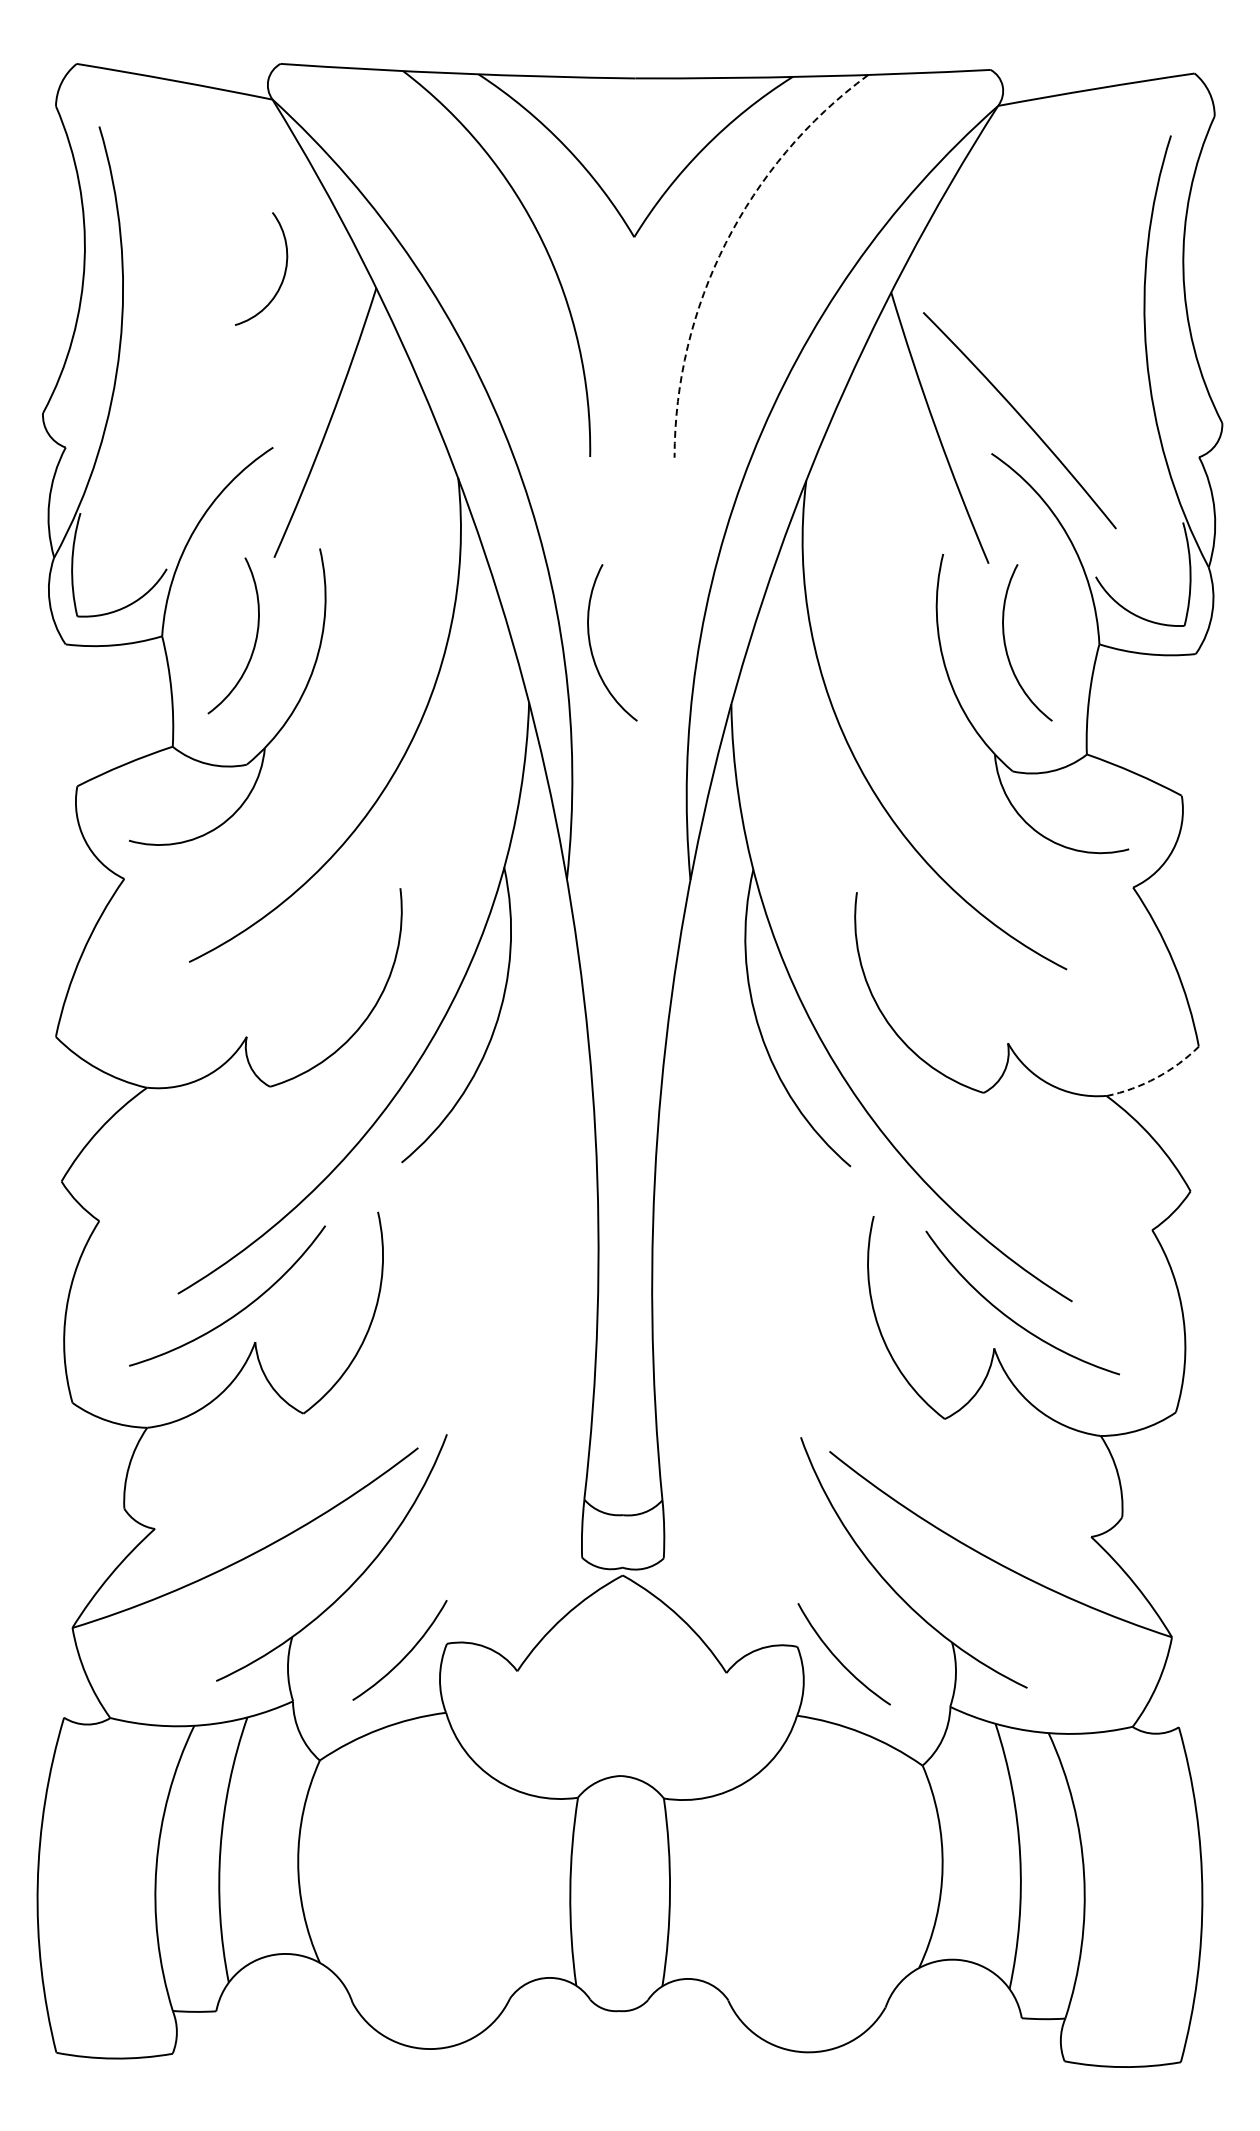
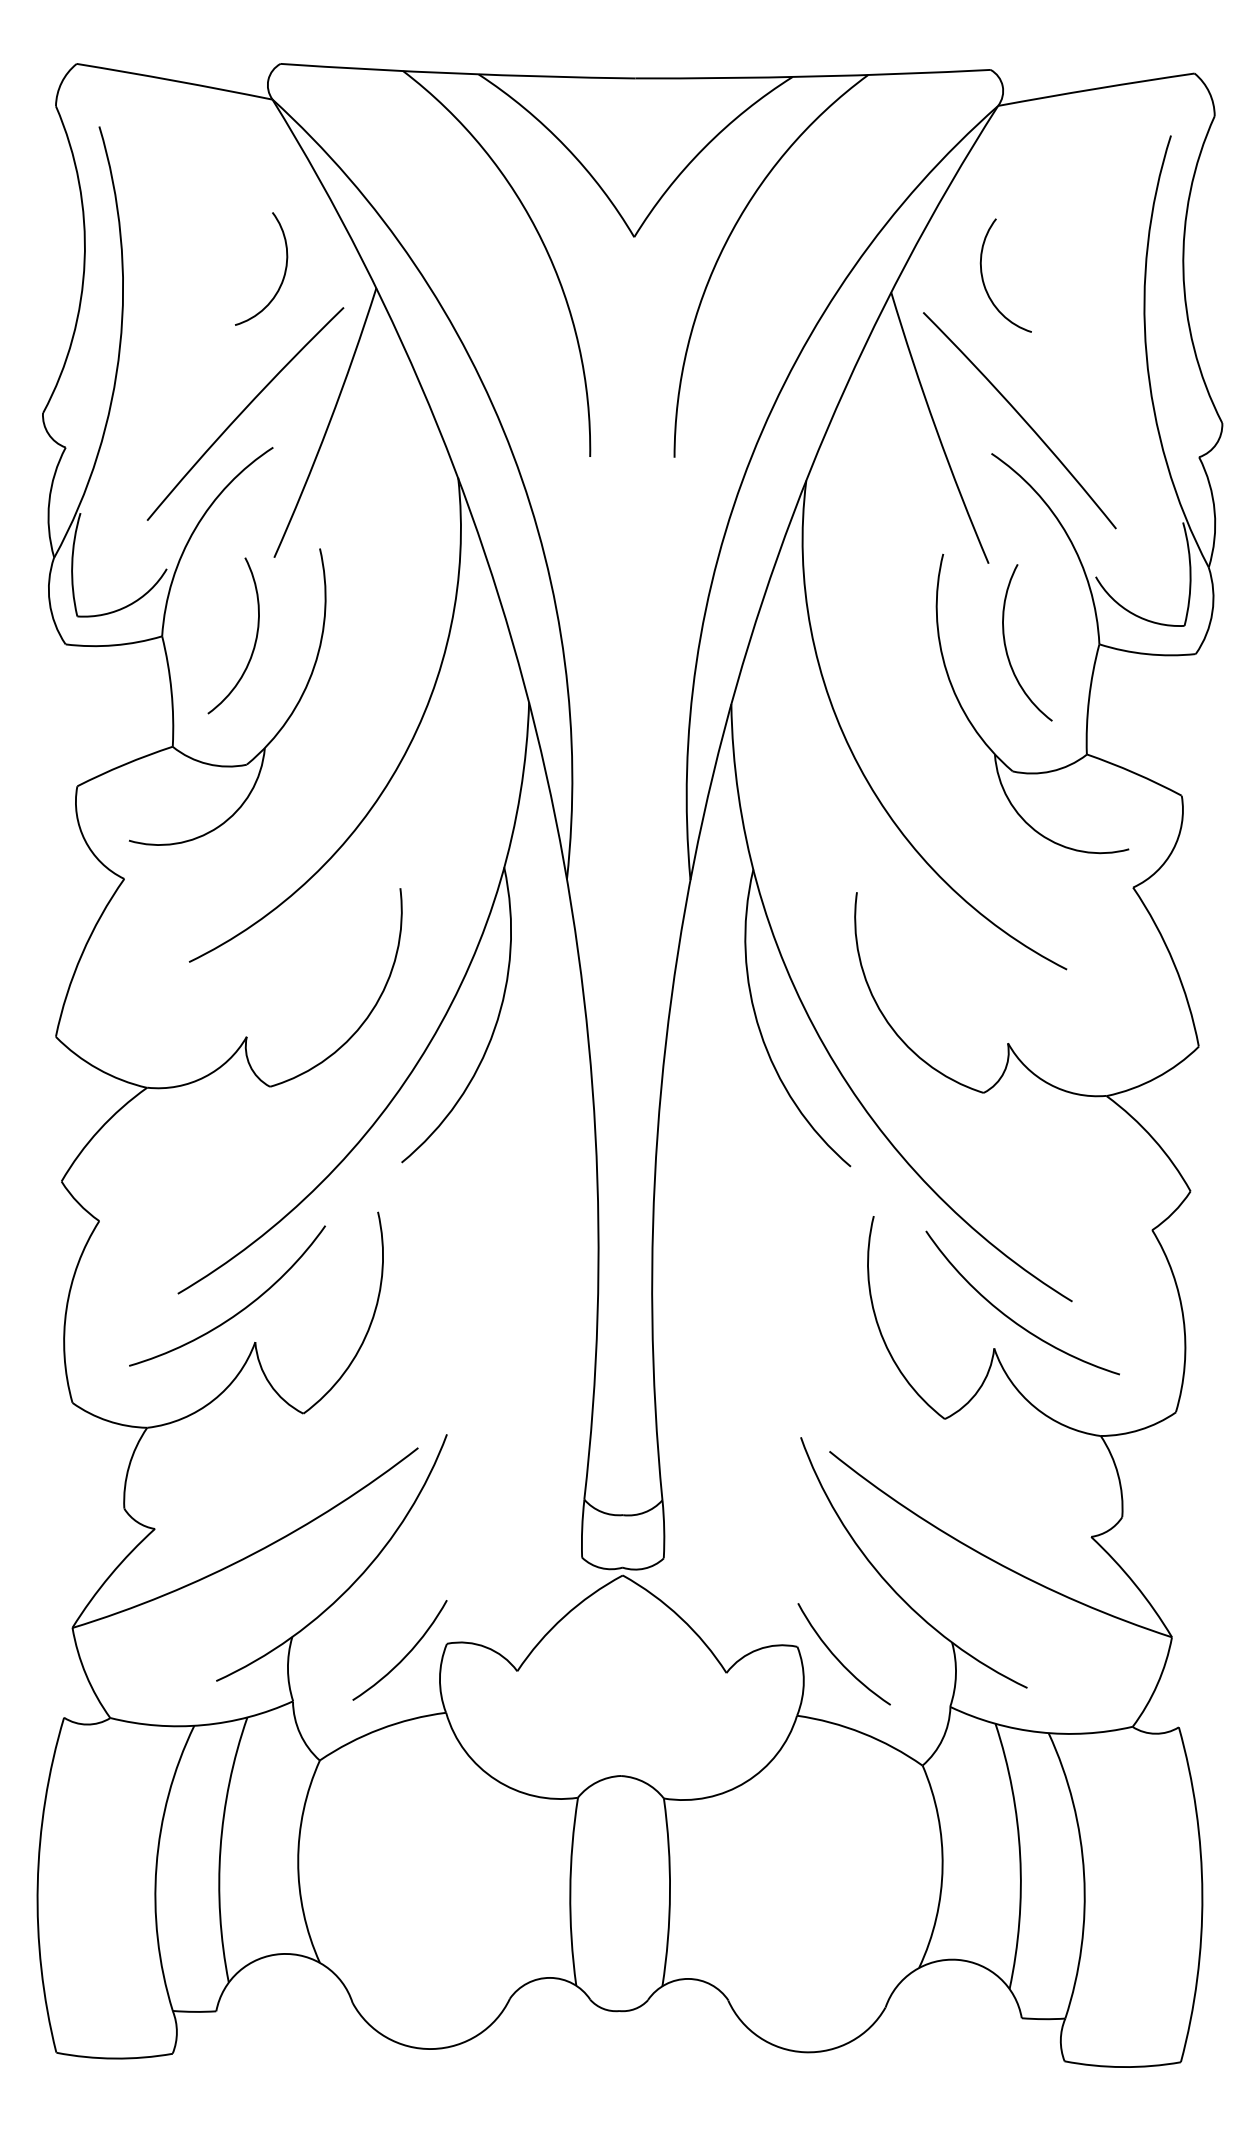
arc: dashed -> solid (725, 243)
arc: none -> present (984, 281)
arc: none -> present (244, 411)
arc: present -> none (591, 645)
arc: dashed -> solid (1156, 1077)
